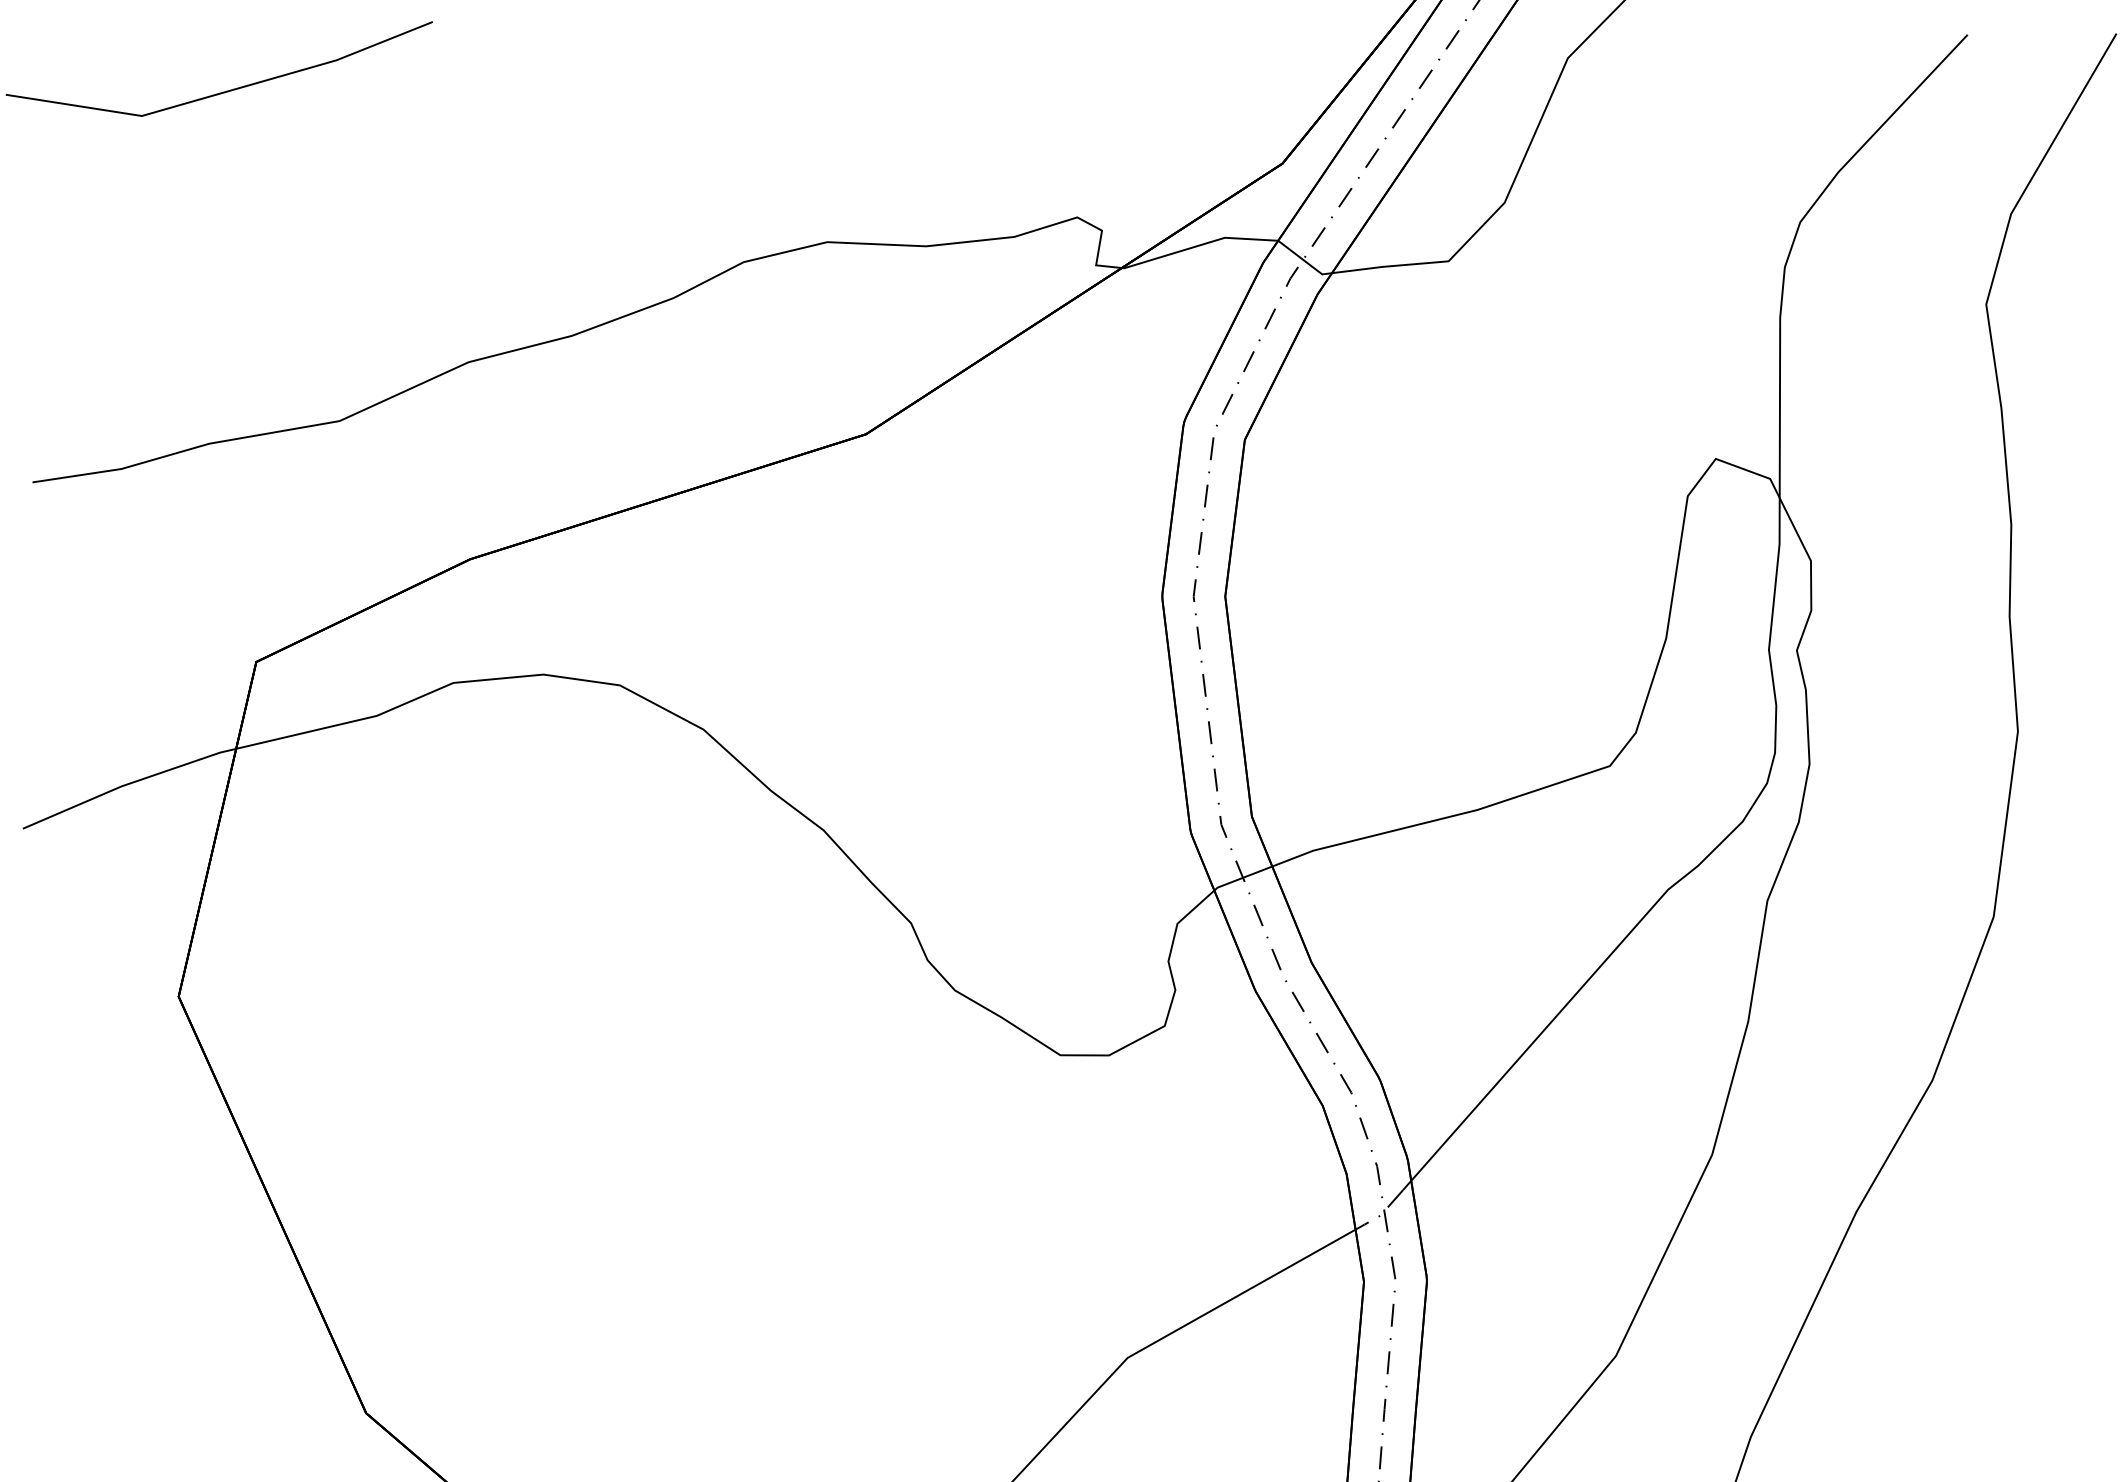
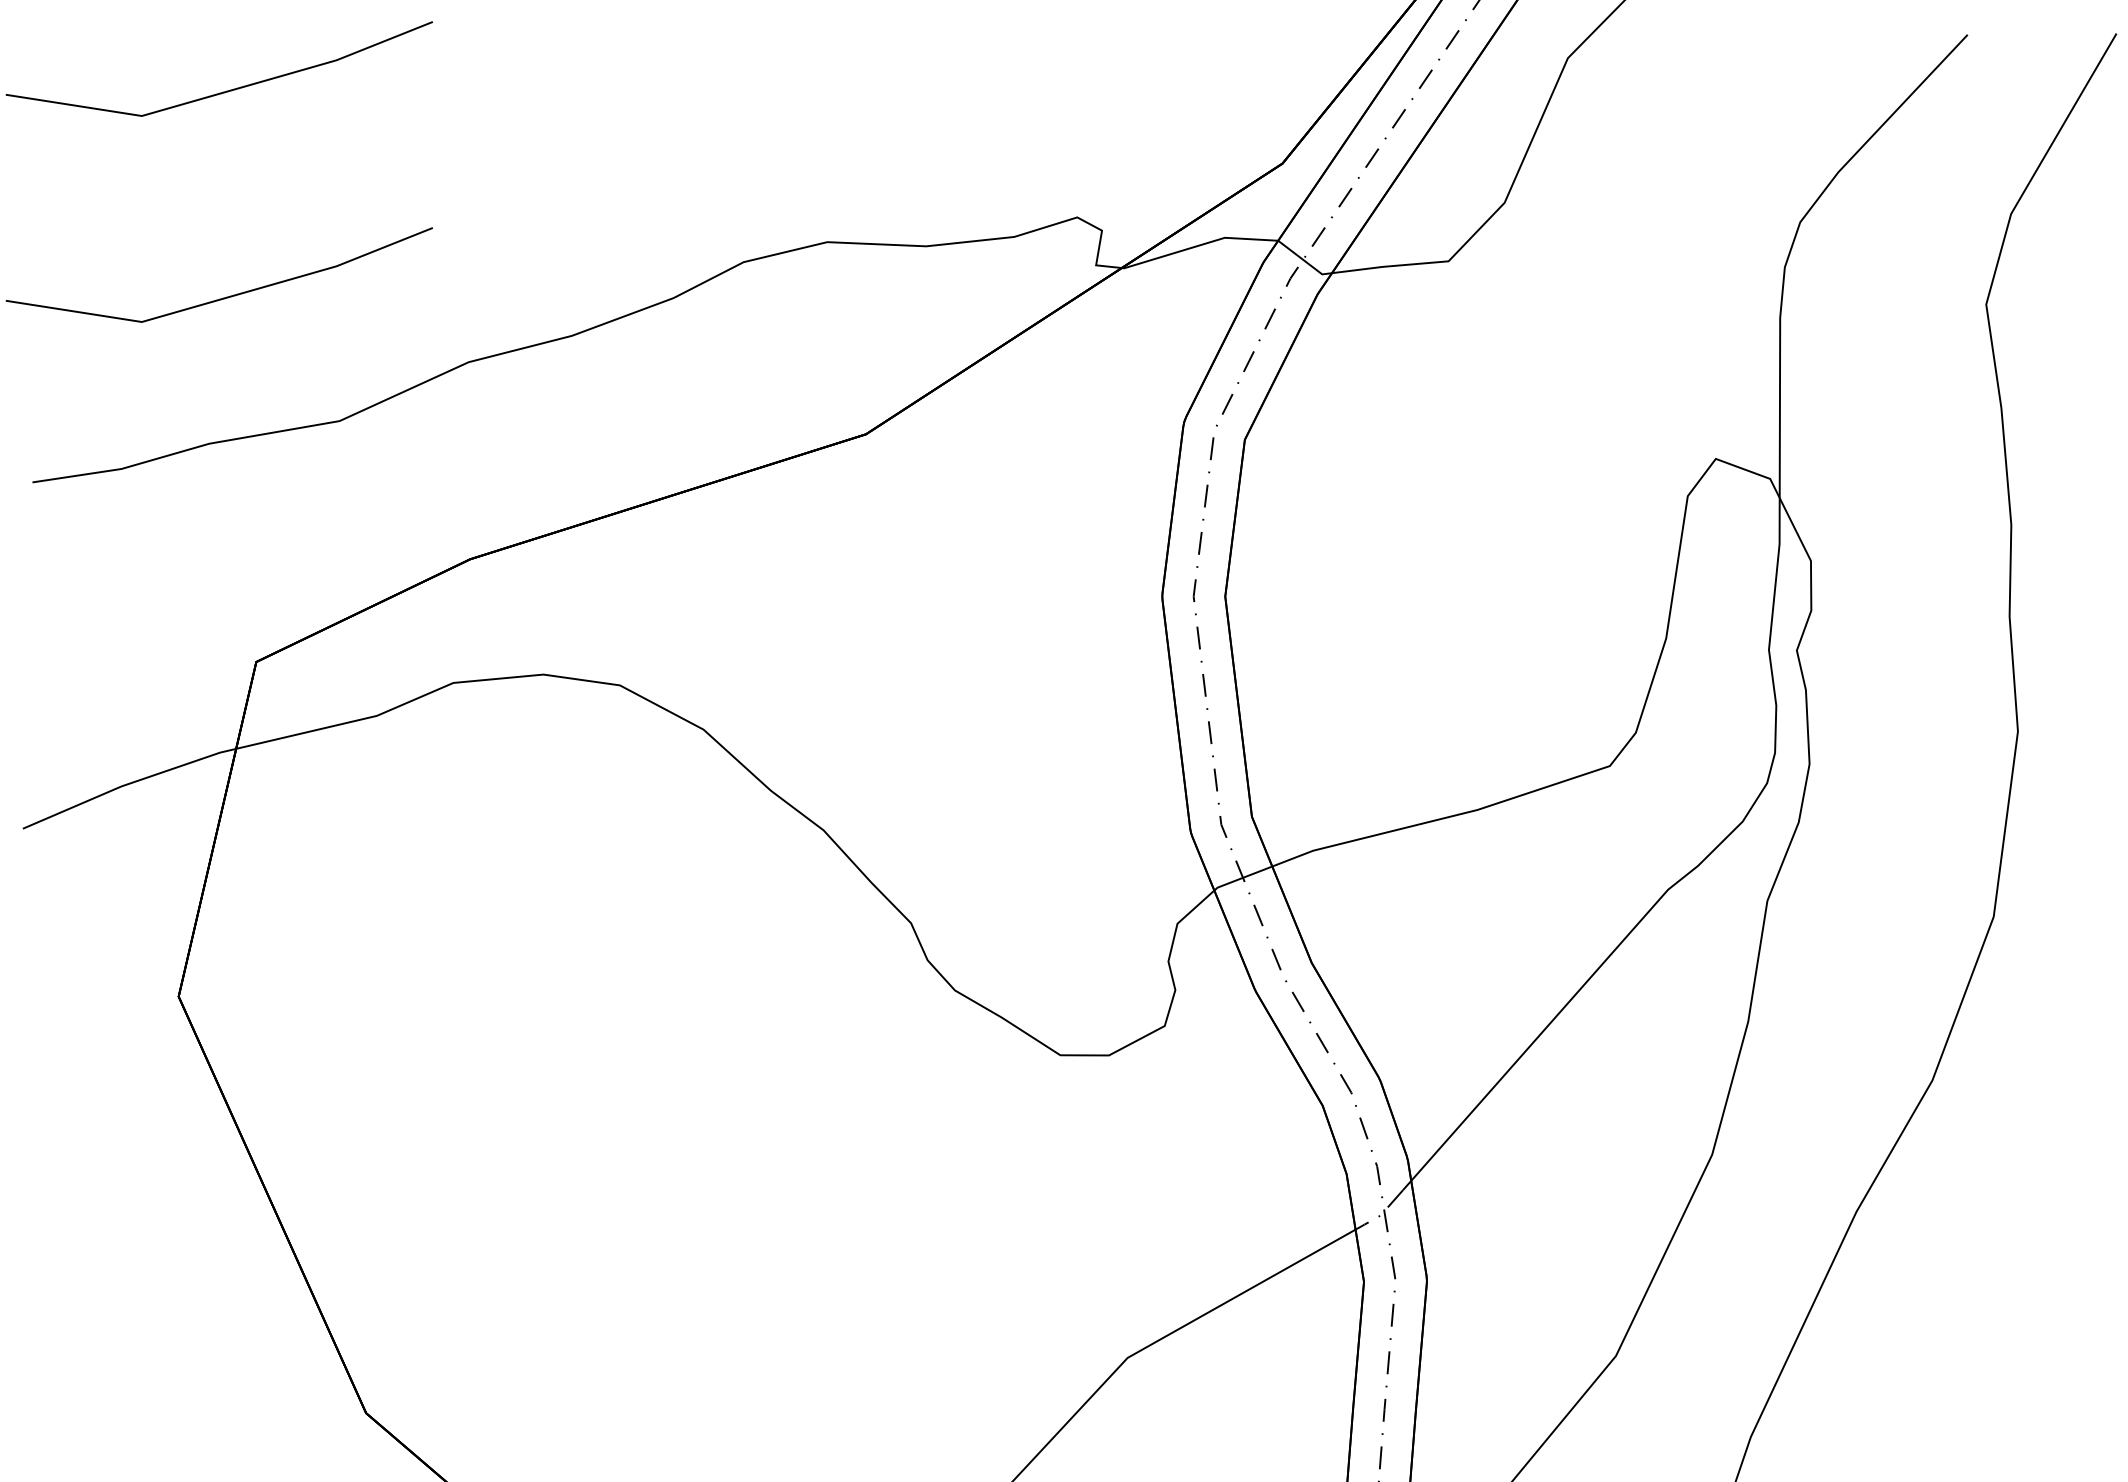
line: none -> present (226, 296)
